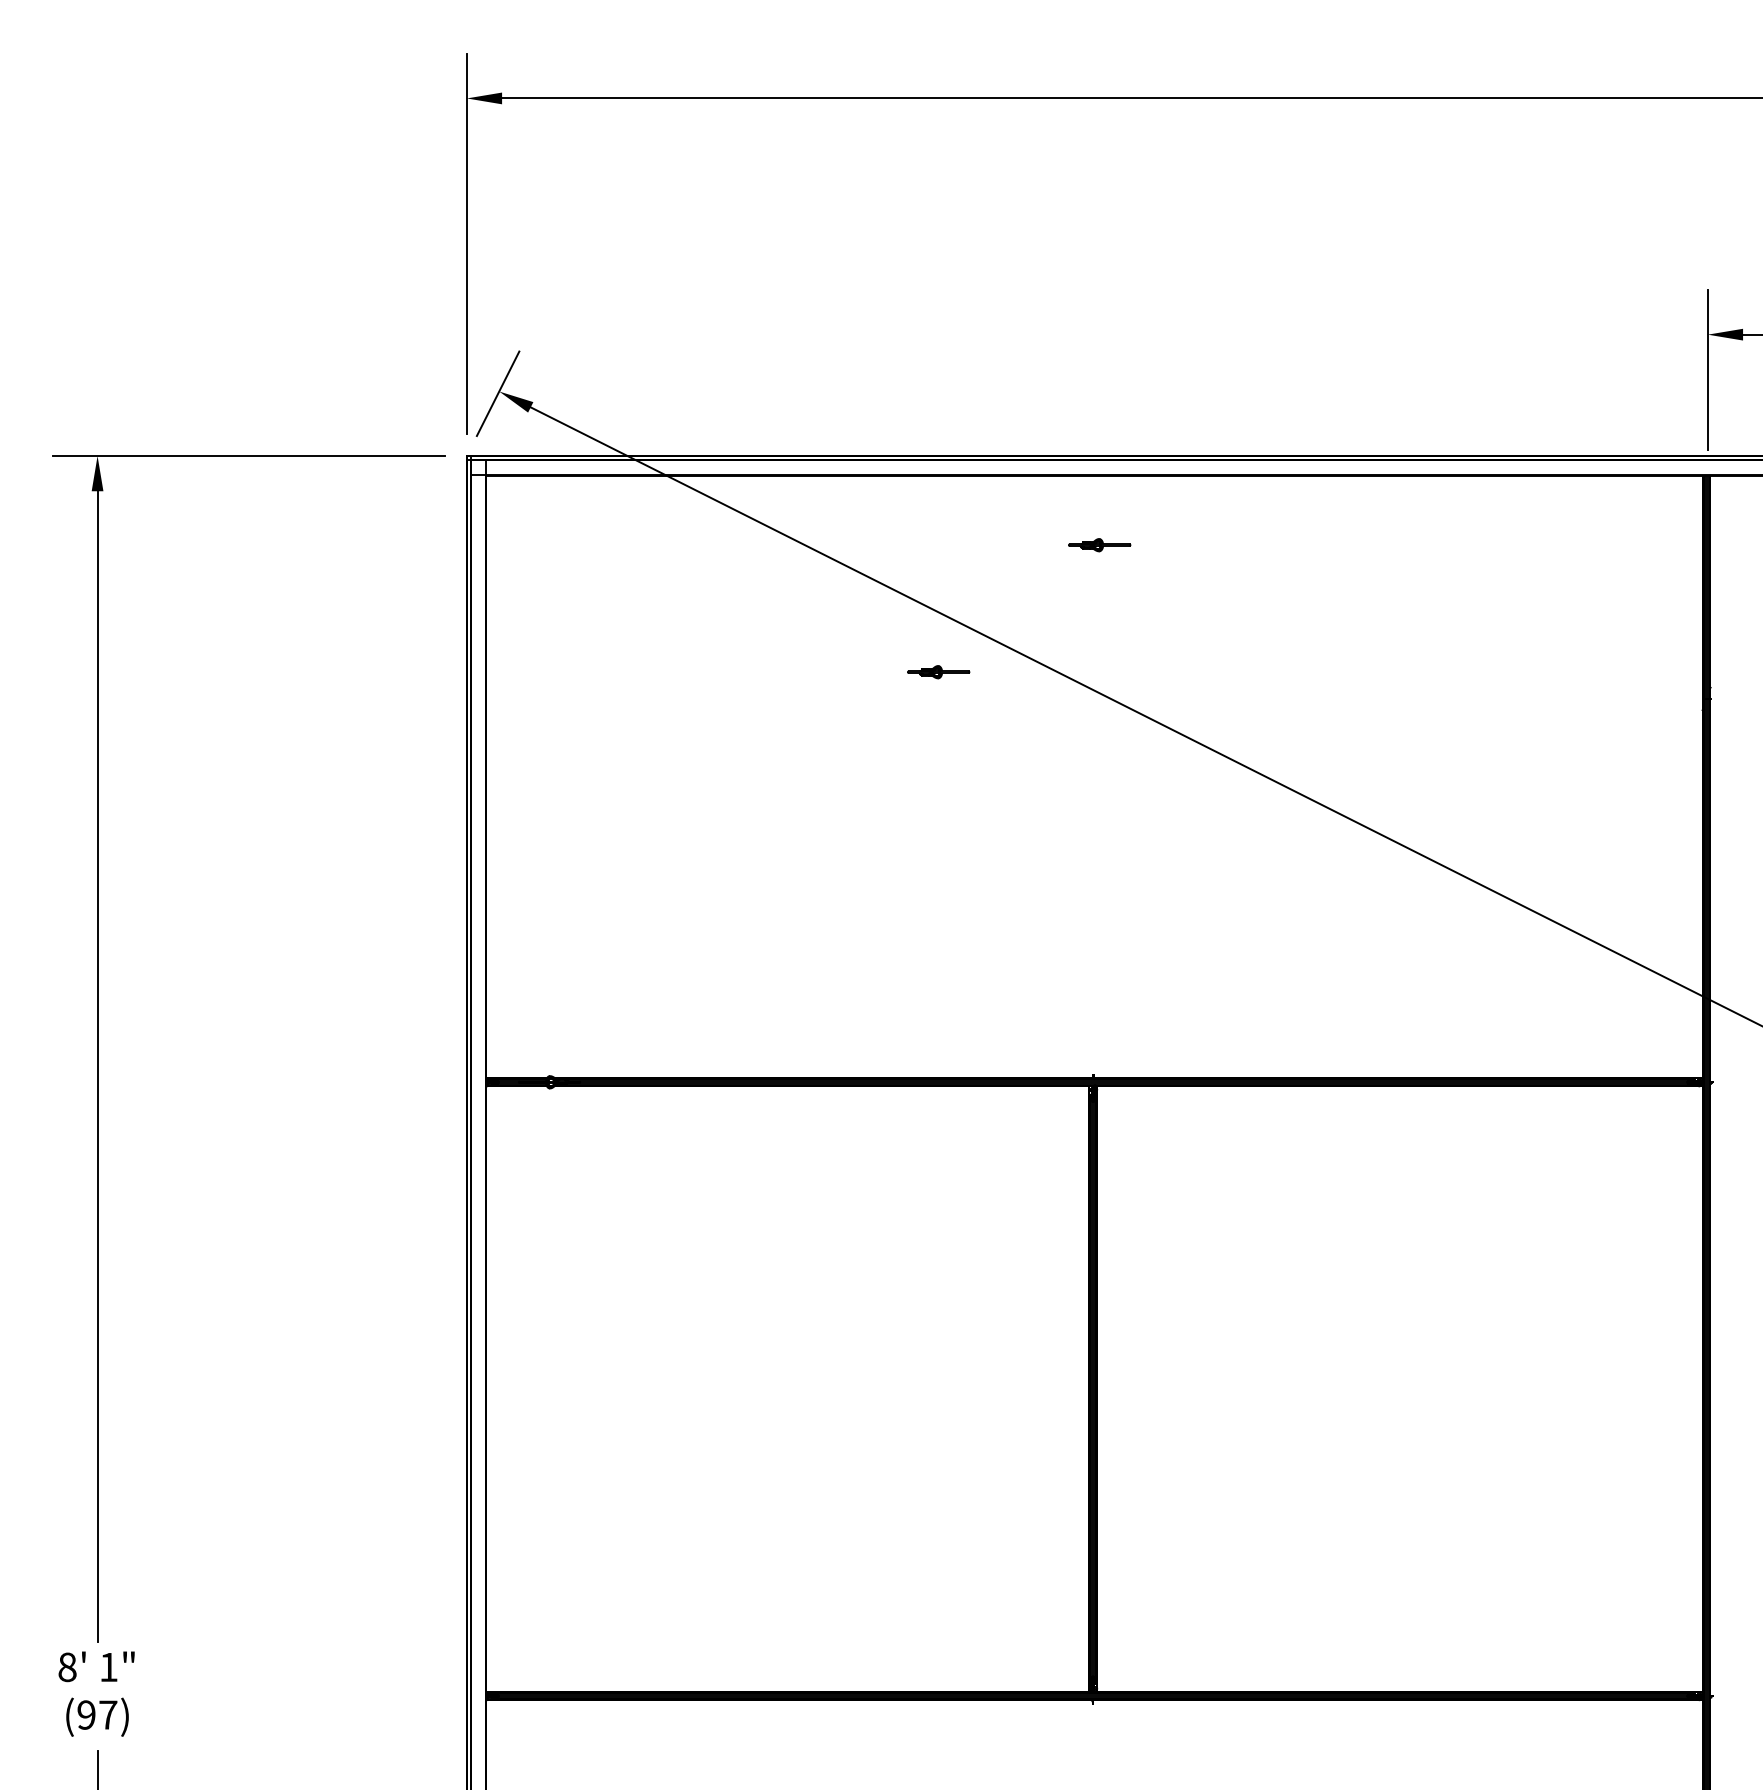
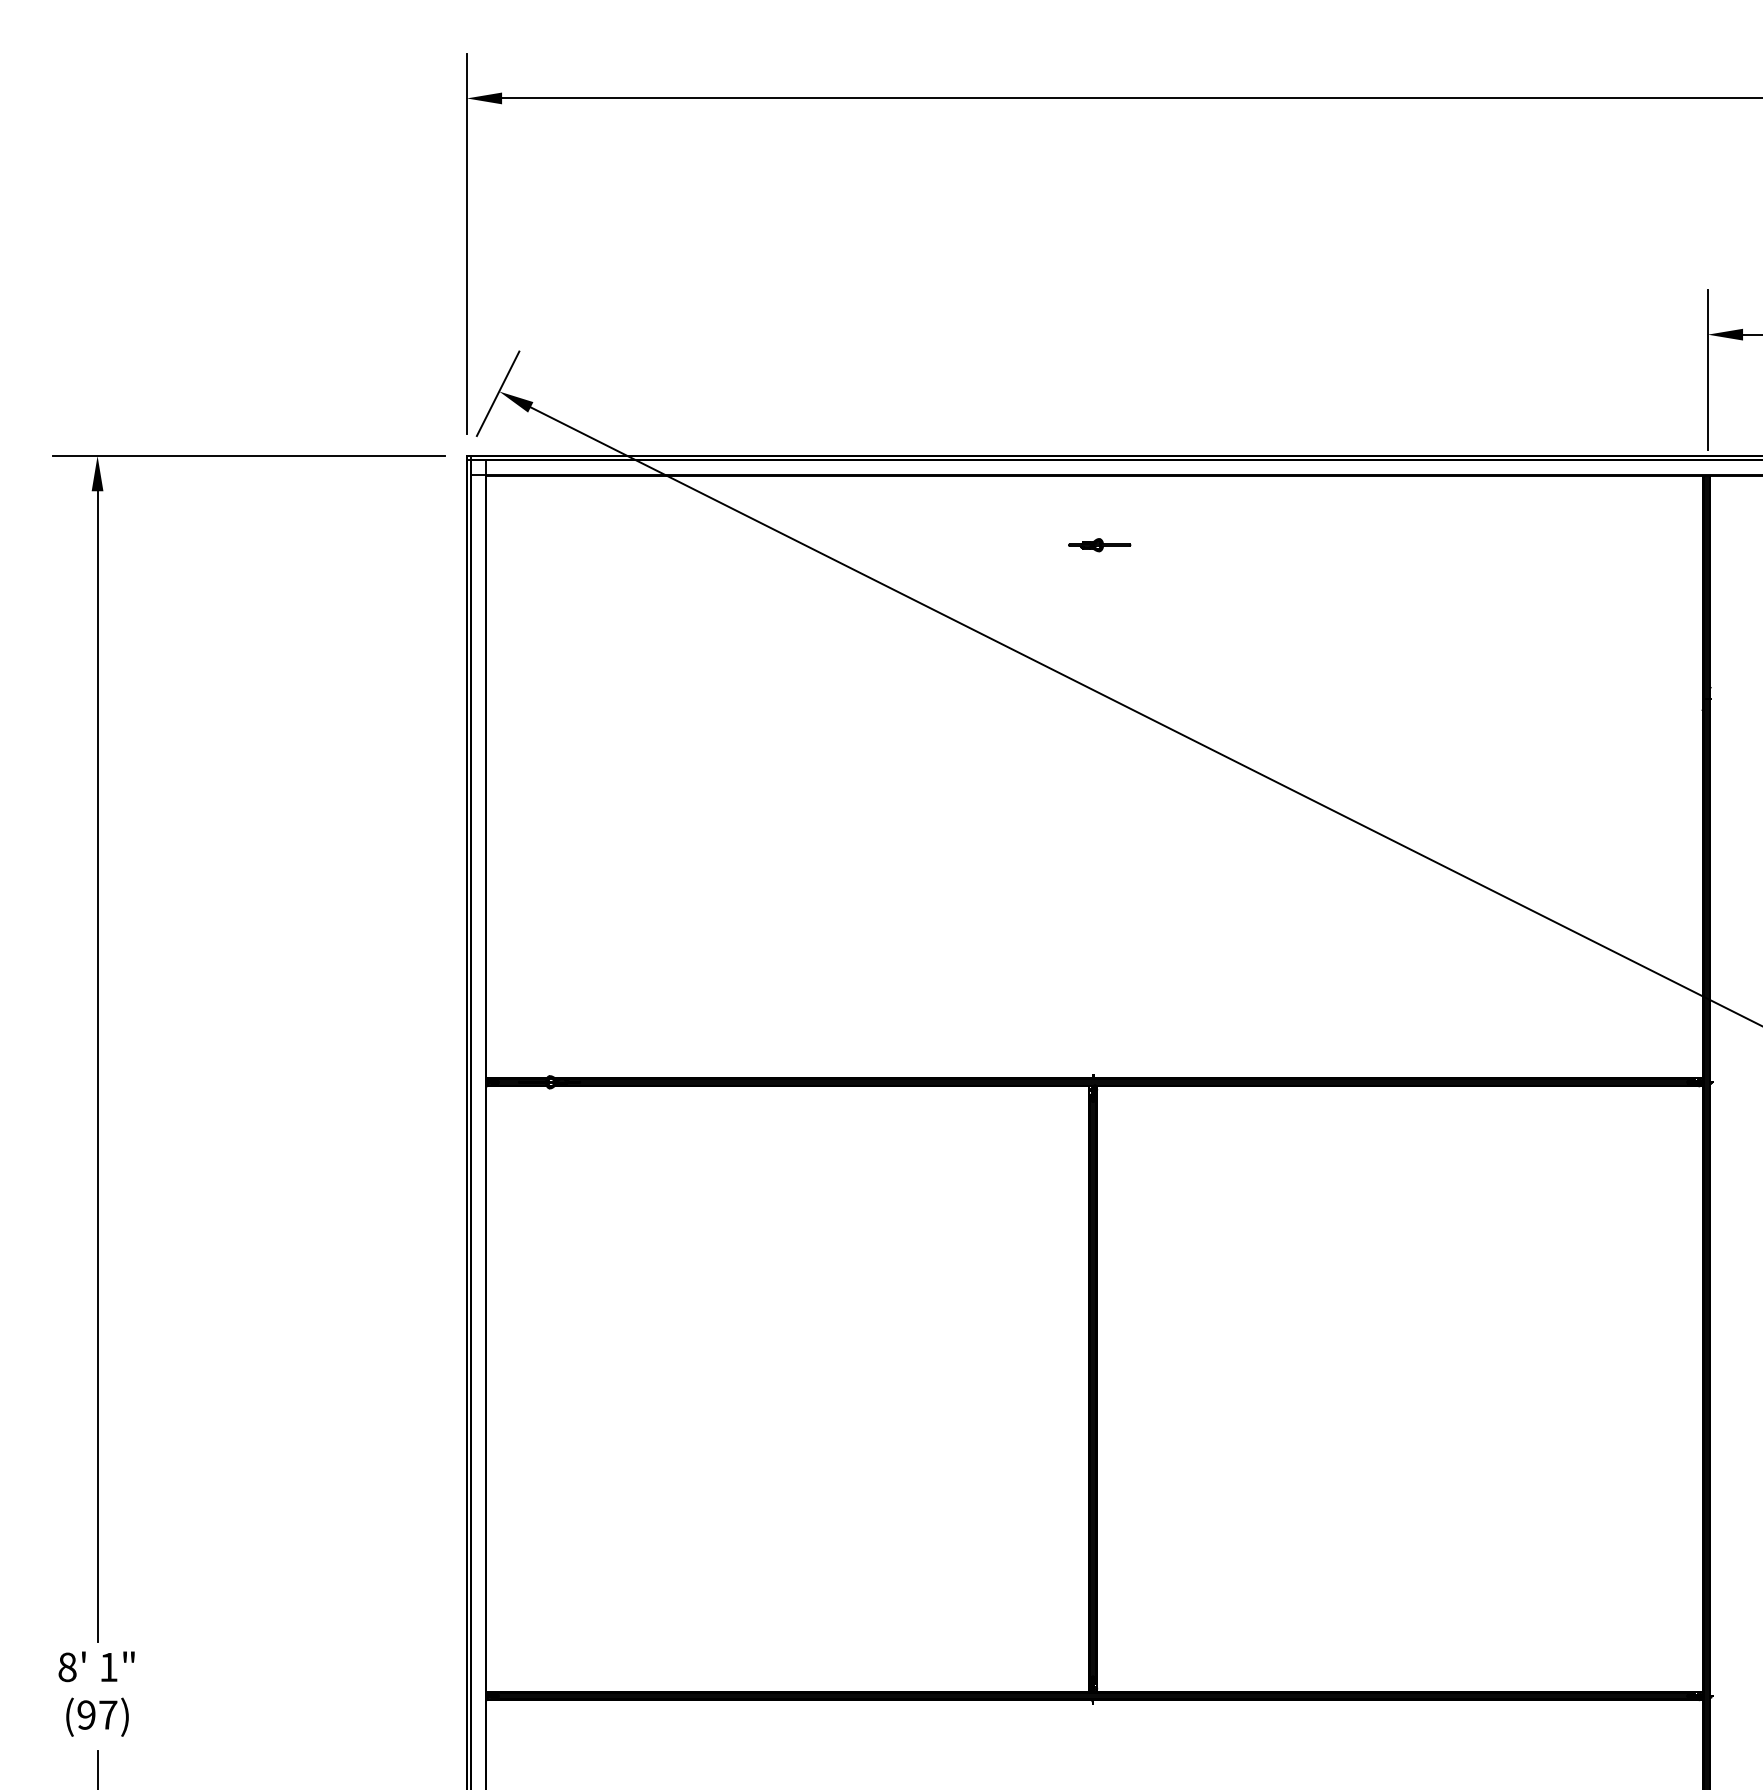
part: present -> none (938, 672)
